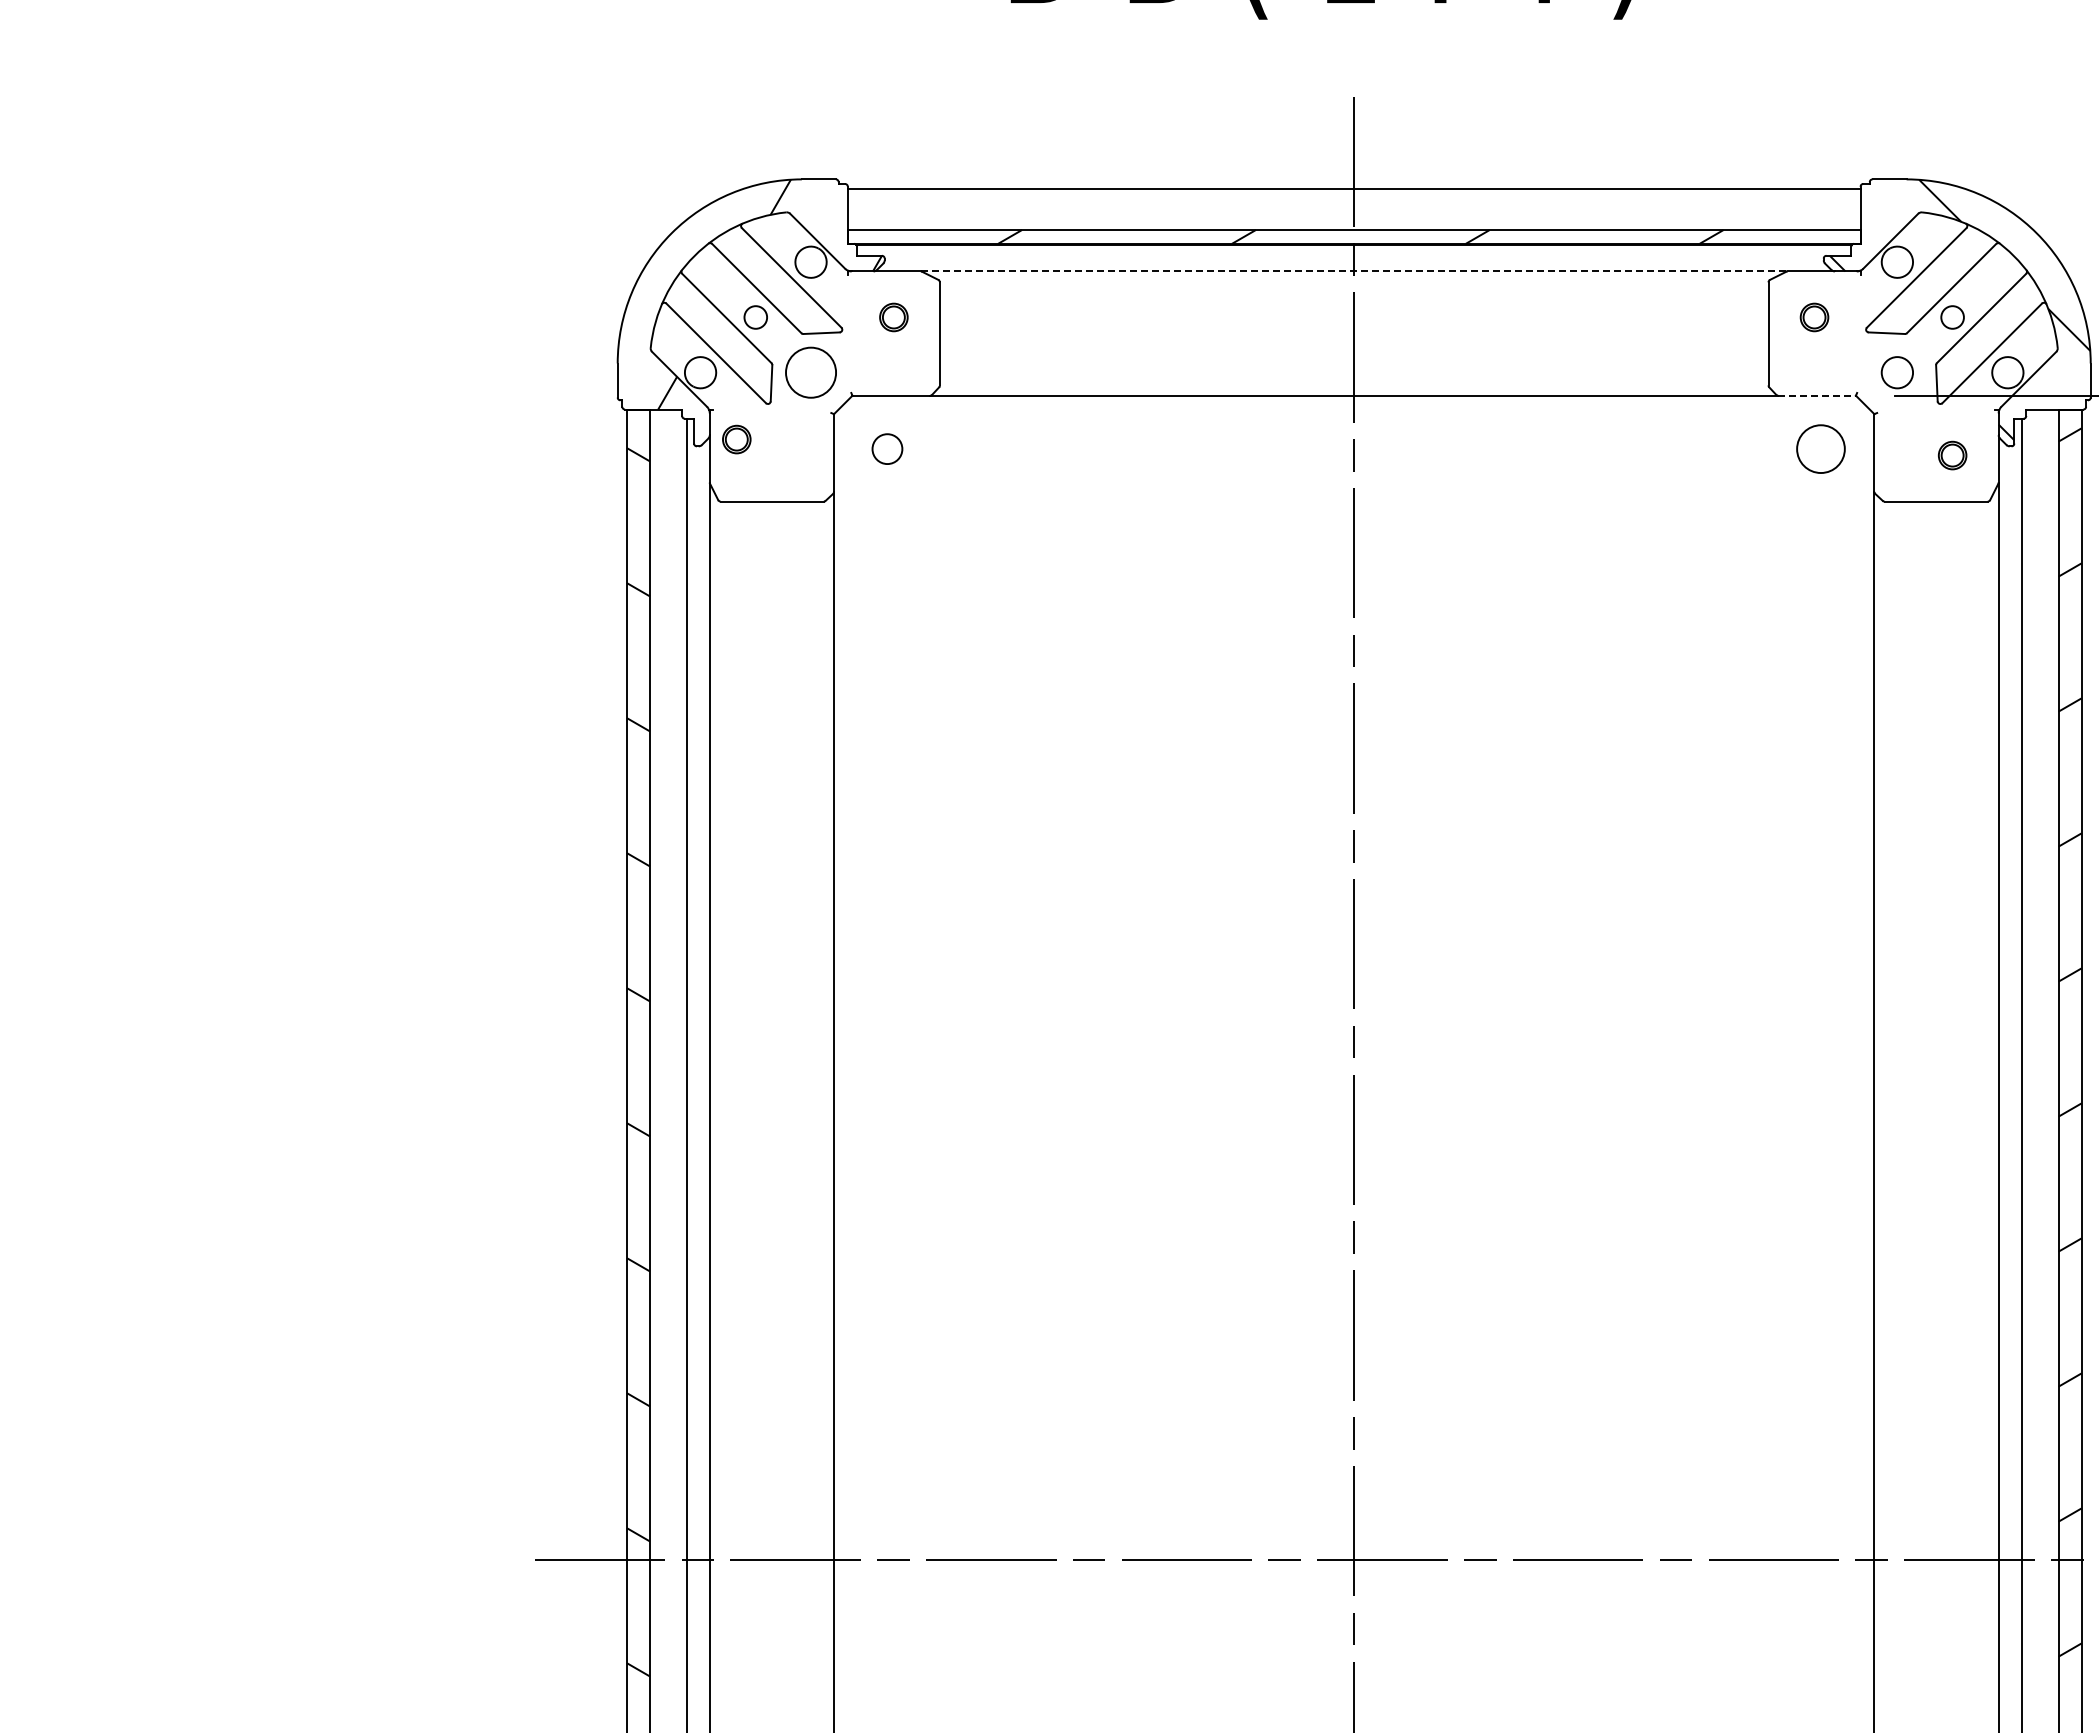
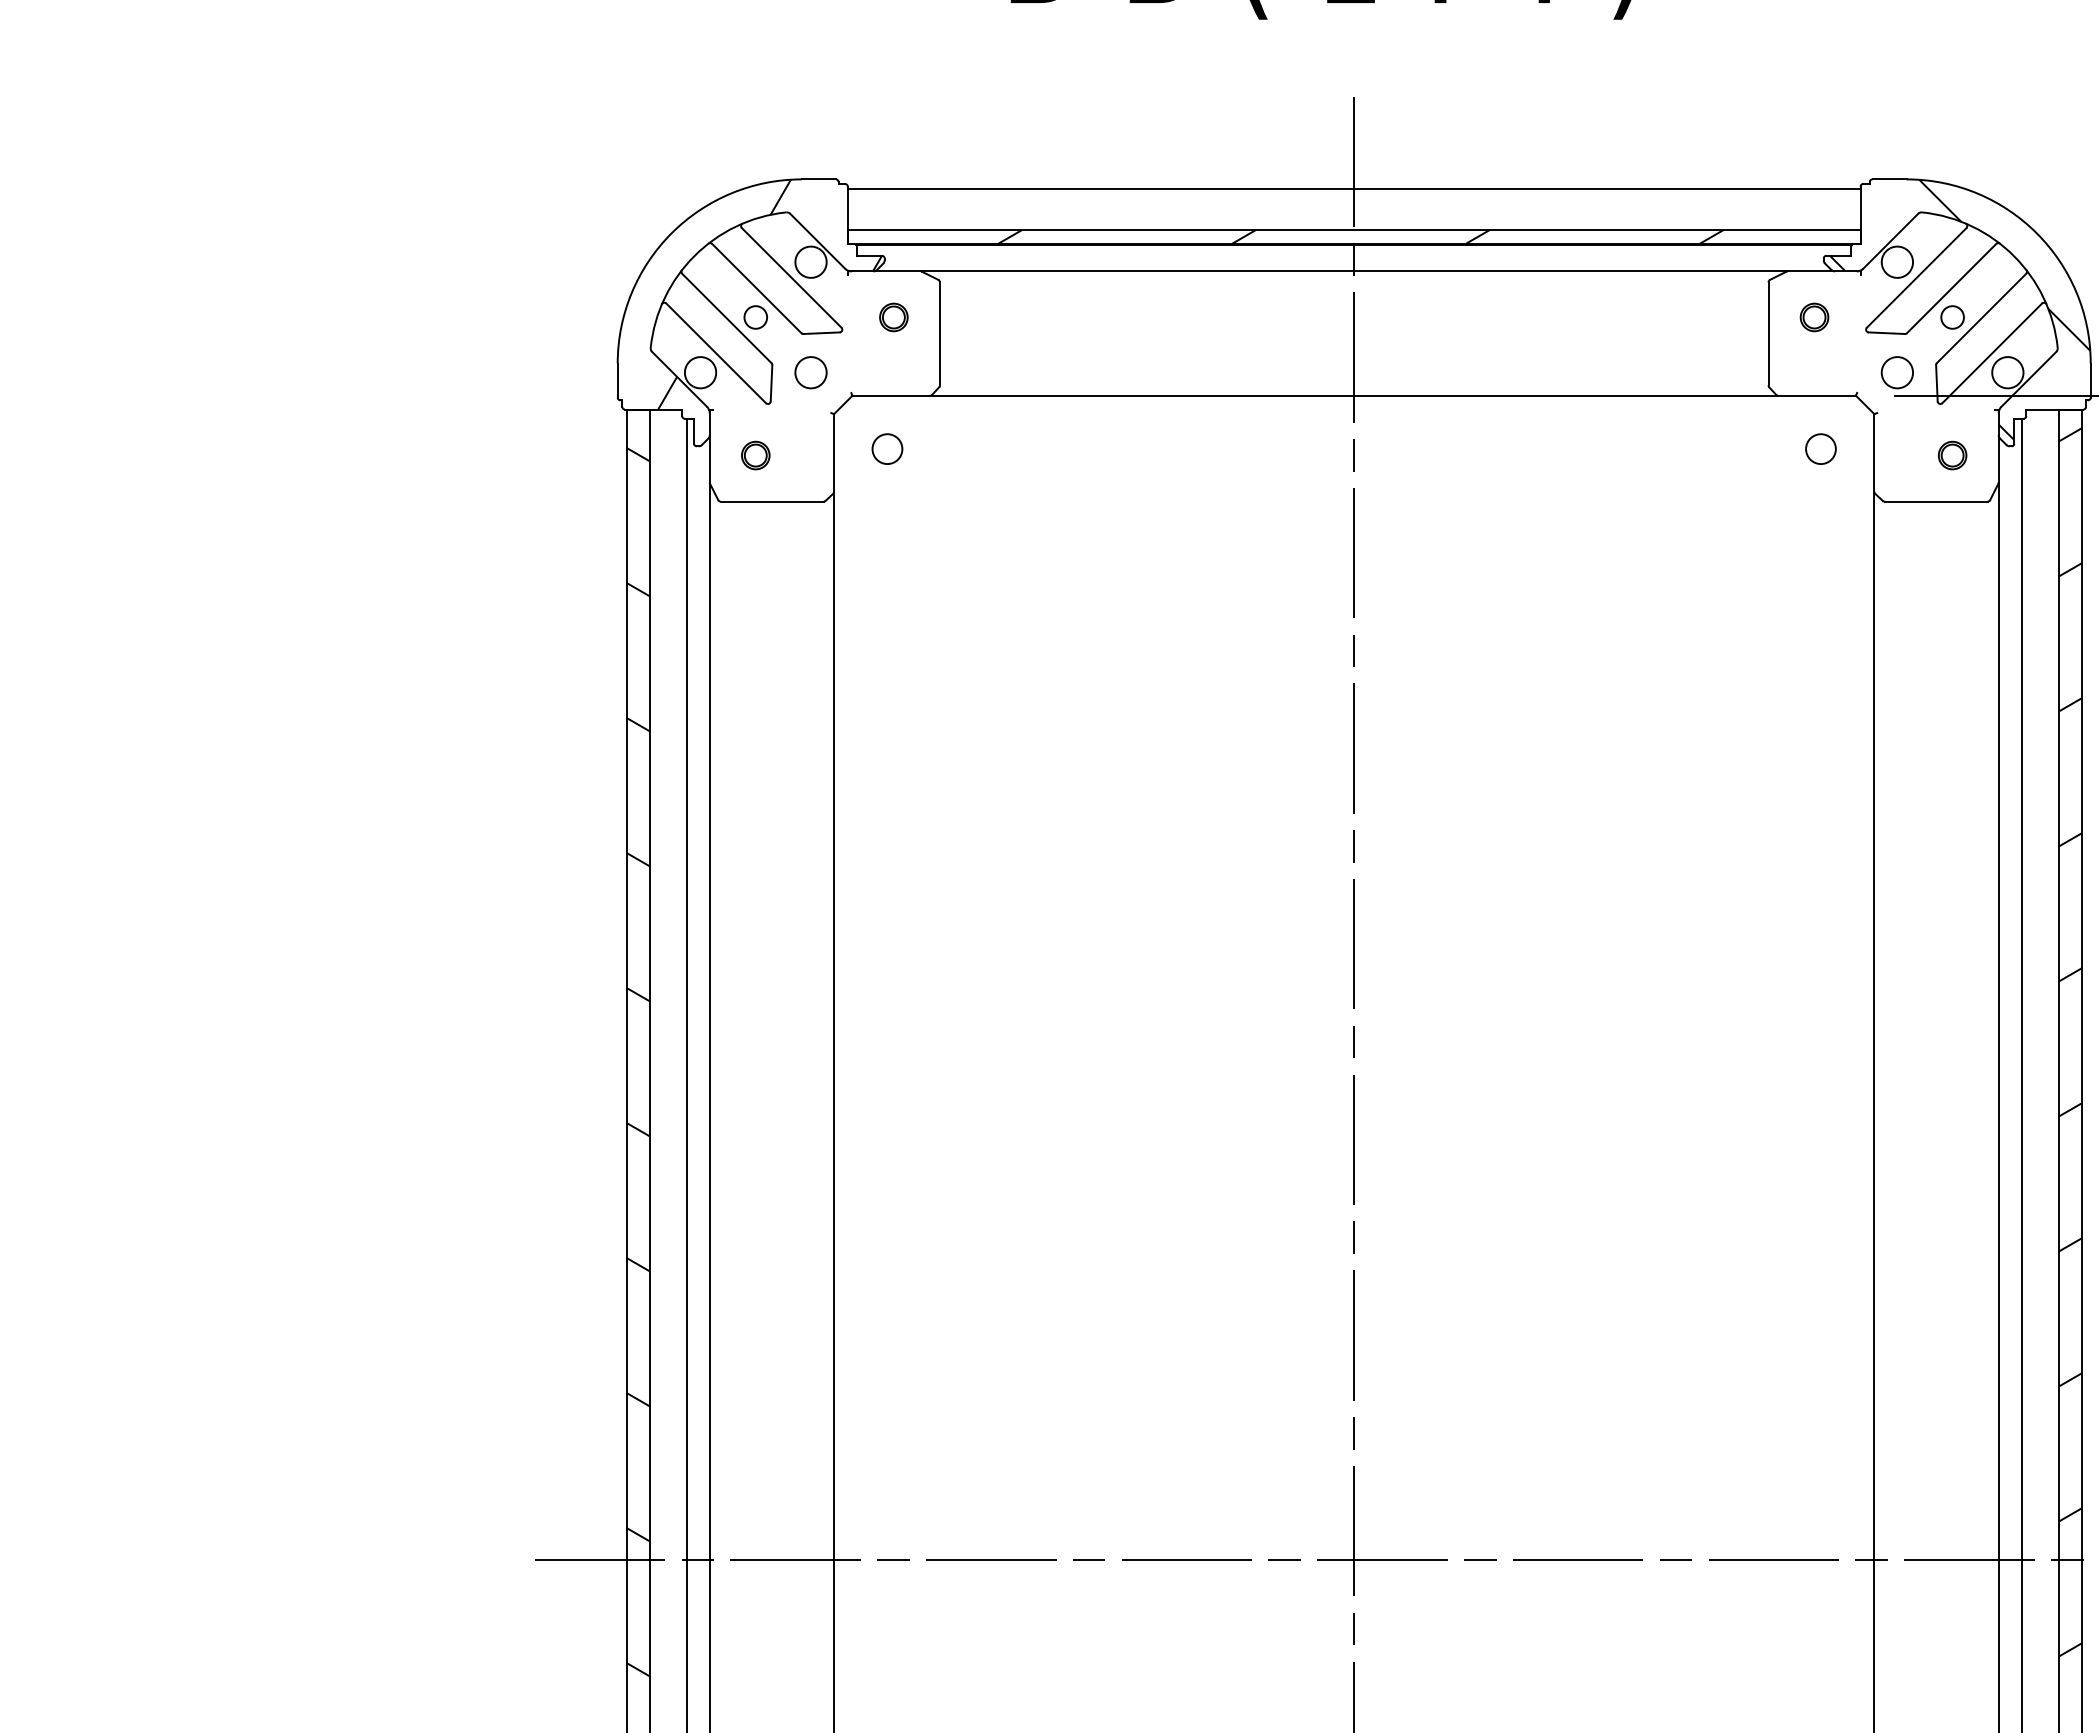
line: dashed -> solid (1354, 271)
circle diameter: 50 px -> 31 px (810, 372)
line: dashed -> solid (1817, 395)
part position: (736, 439) -> (755, 455) (755, 455)
circle diameter: 48 px -> 30 px (1820, 449)
